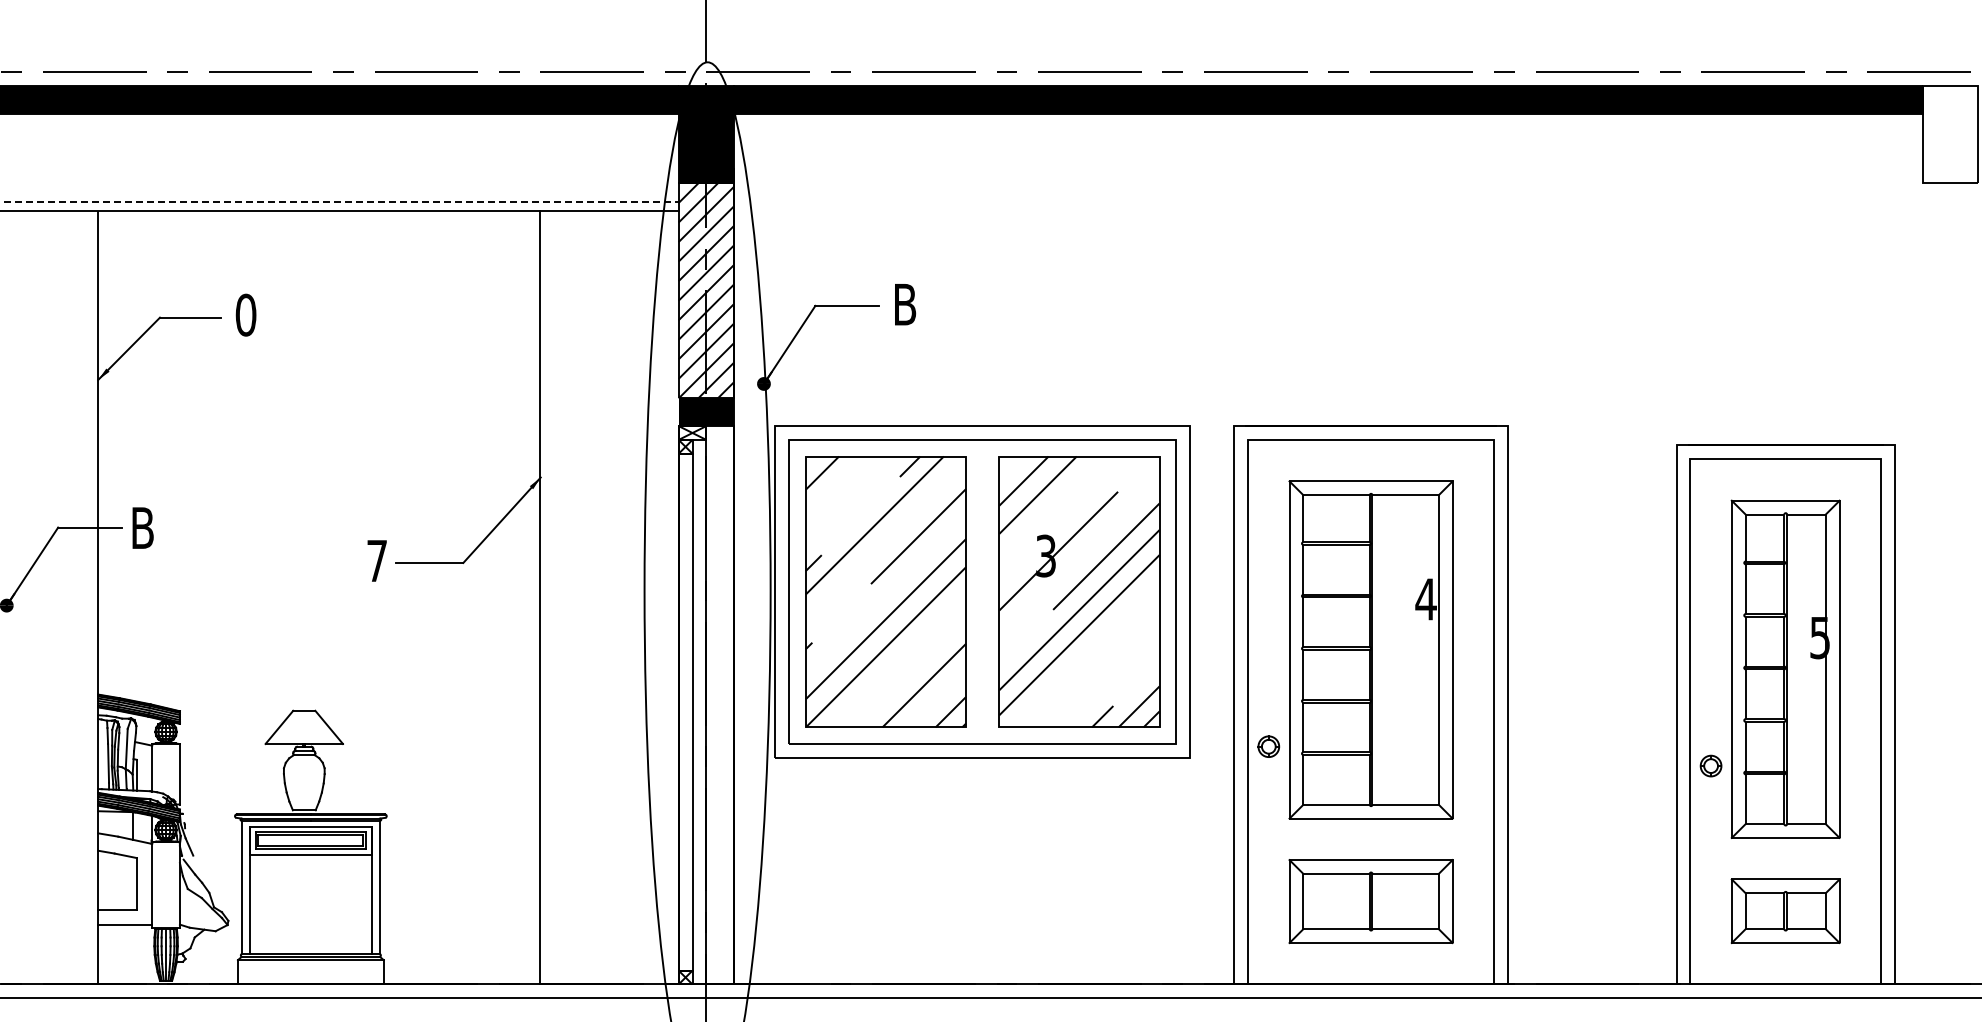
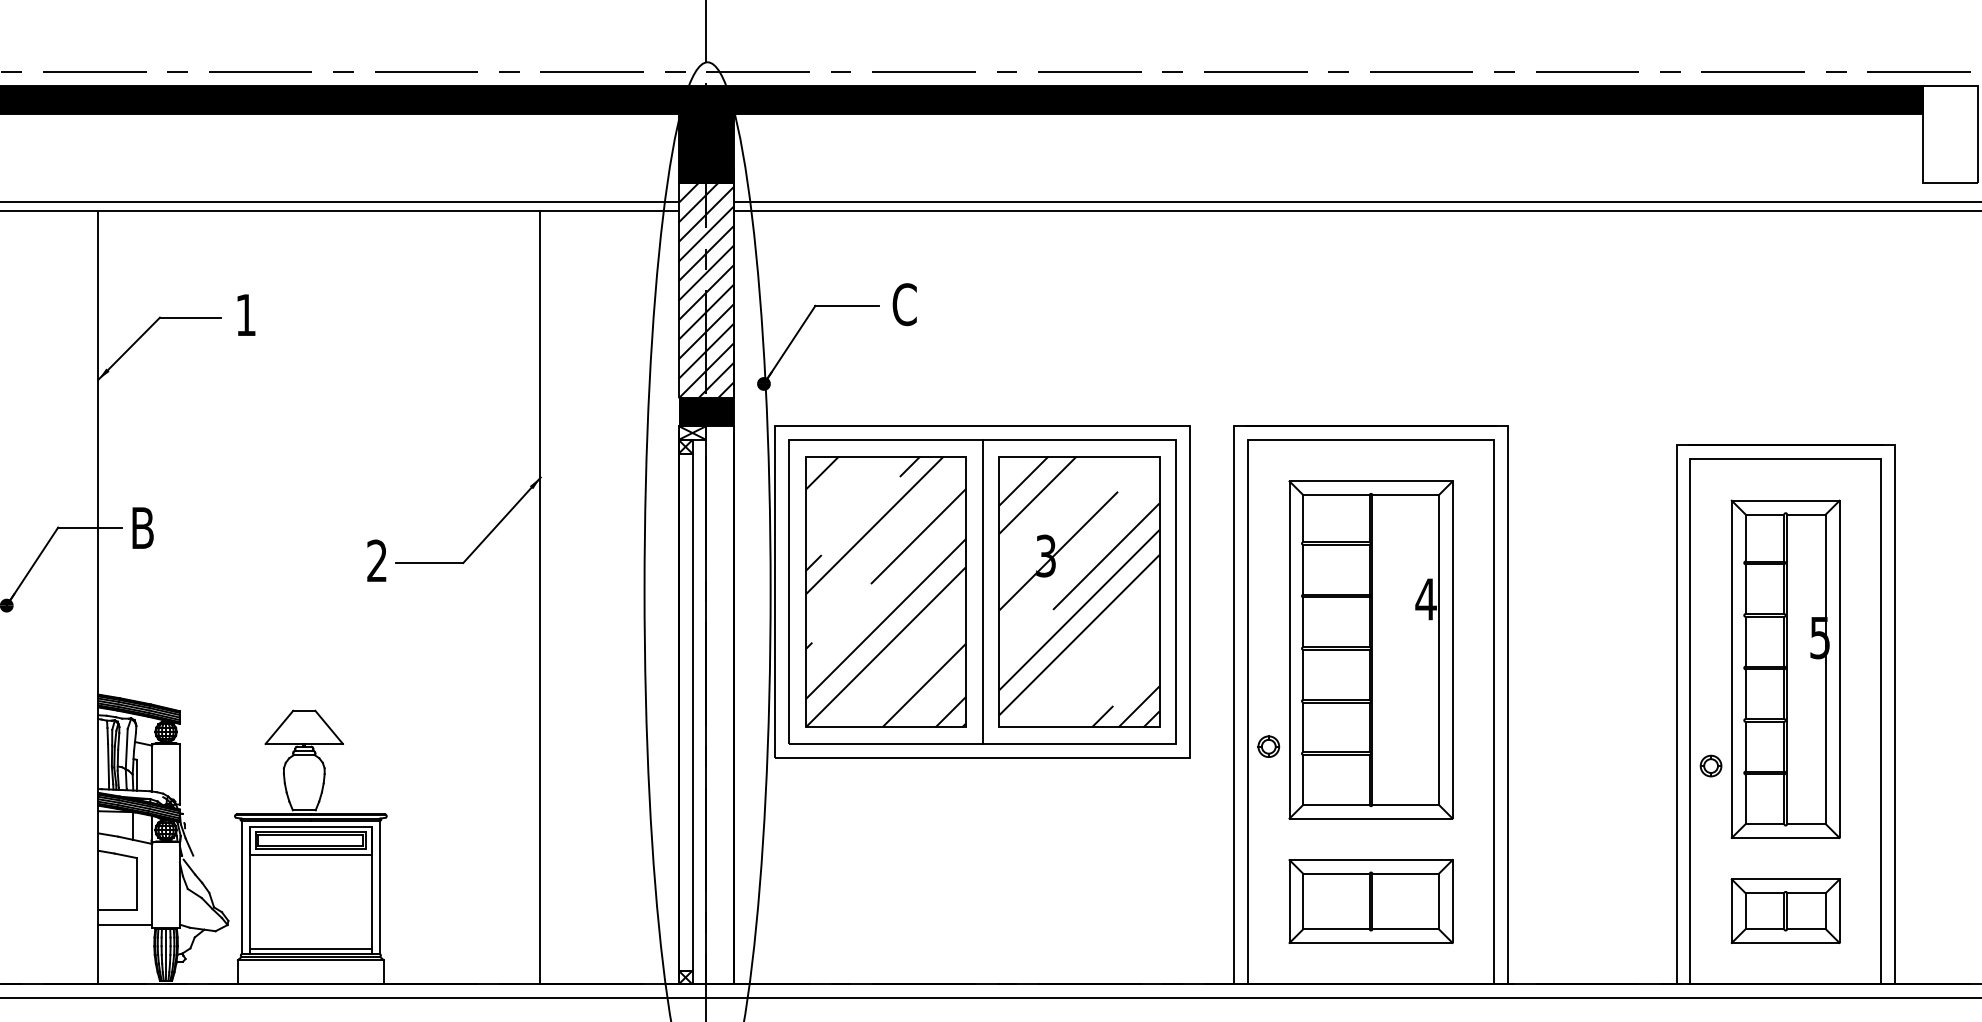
line: dashed -> solid (339, 202)
line: none -> present (1355, 202)
line: none -> present (1355, 210)
text: B -> C (904, 304)
text: 0 -> 1 (245, 314)
text: 7 -> 2 (376, 560)
line: none -> present (982, 591)
line: none -> present (310, 948)
